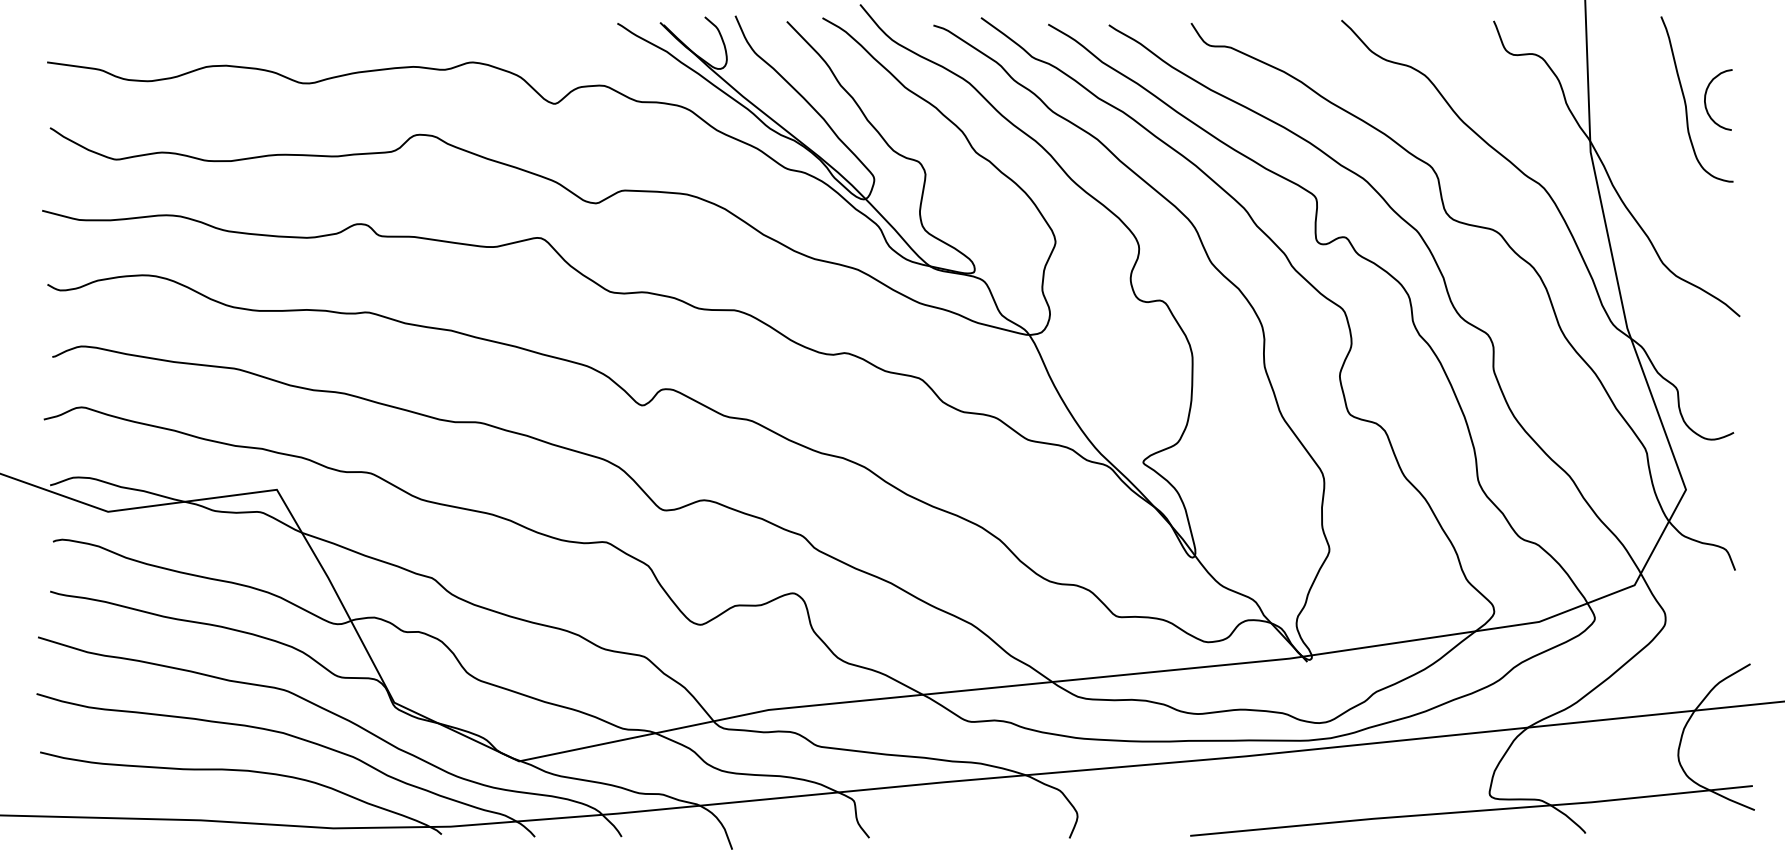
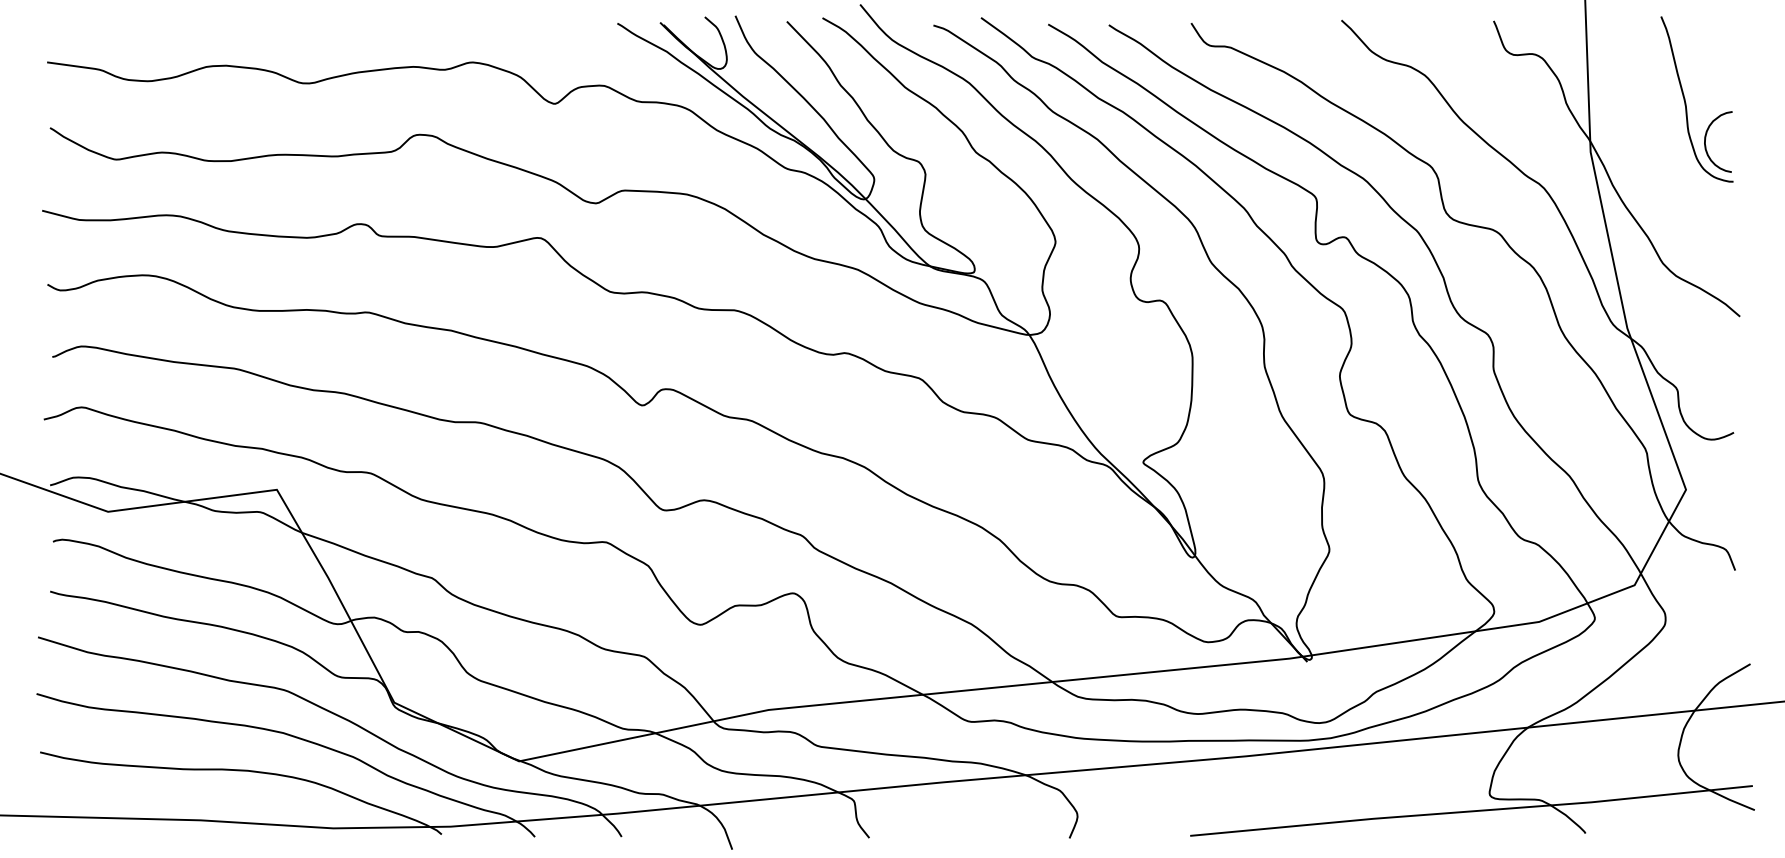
curve position: (1706, 96) -> (1706, 138) (1706, 138)
